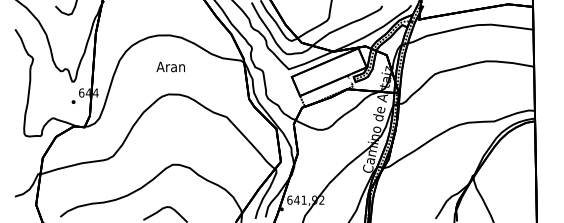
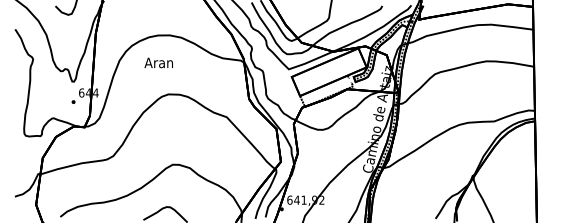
text position: (170, 66) -> (158, 62) (158, 62)
